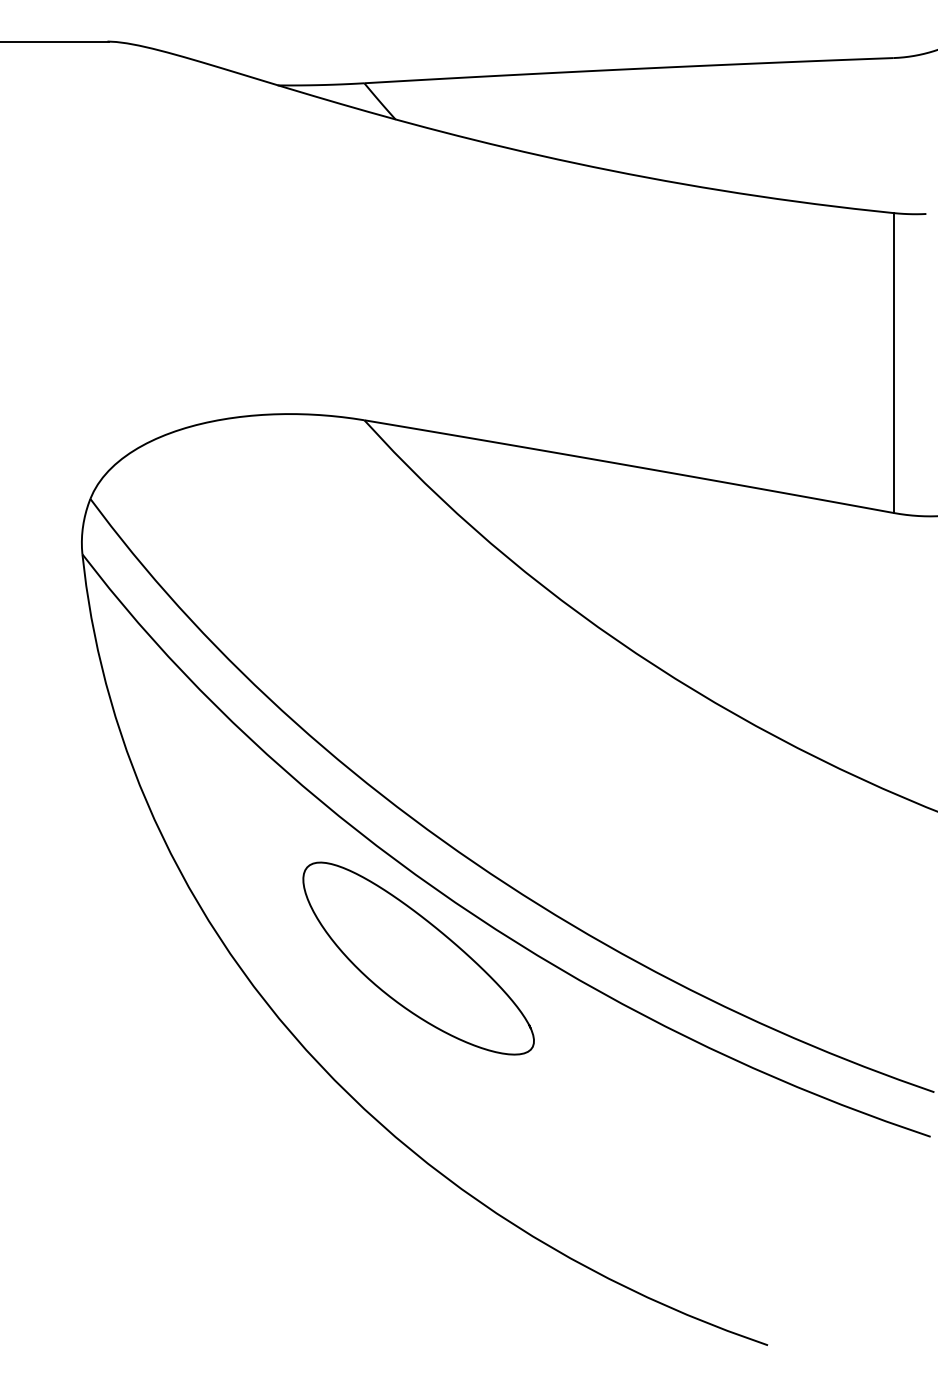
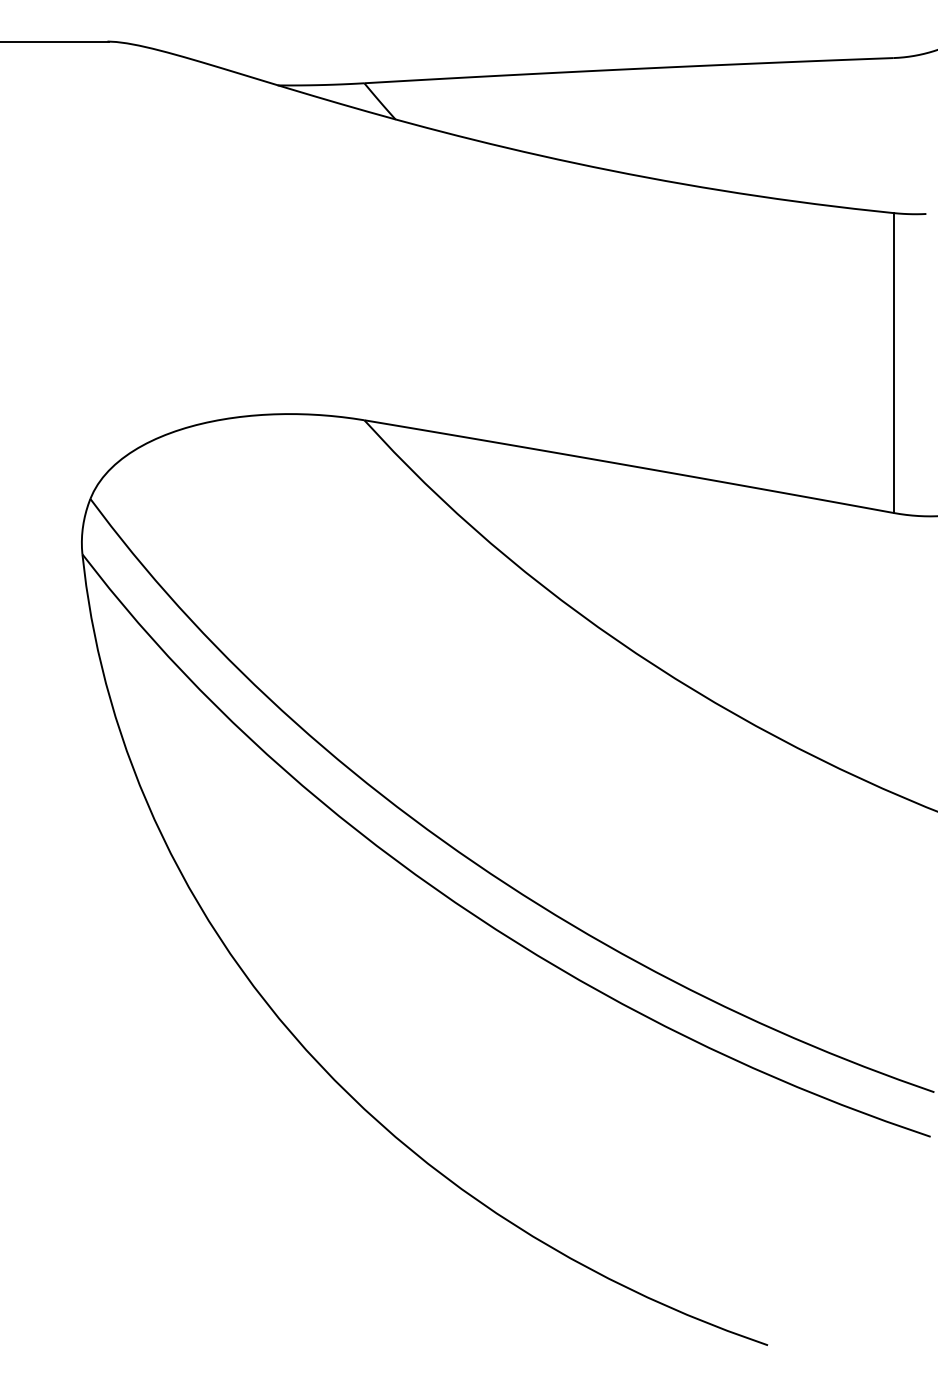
curve: present -> none (438, 931)
